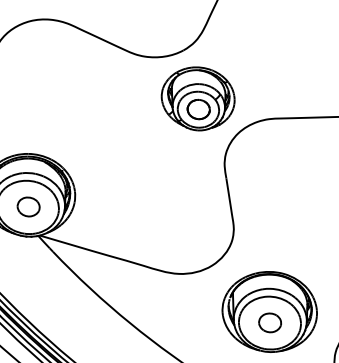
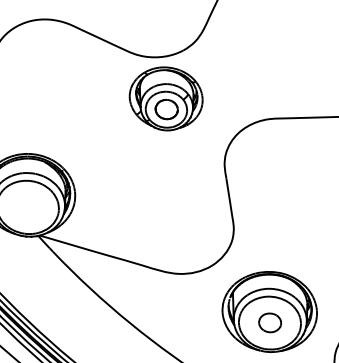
part position: (197, 98) -> (165, 98) (165, 98)
part: present -> none (28, 206)
